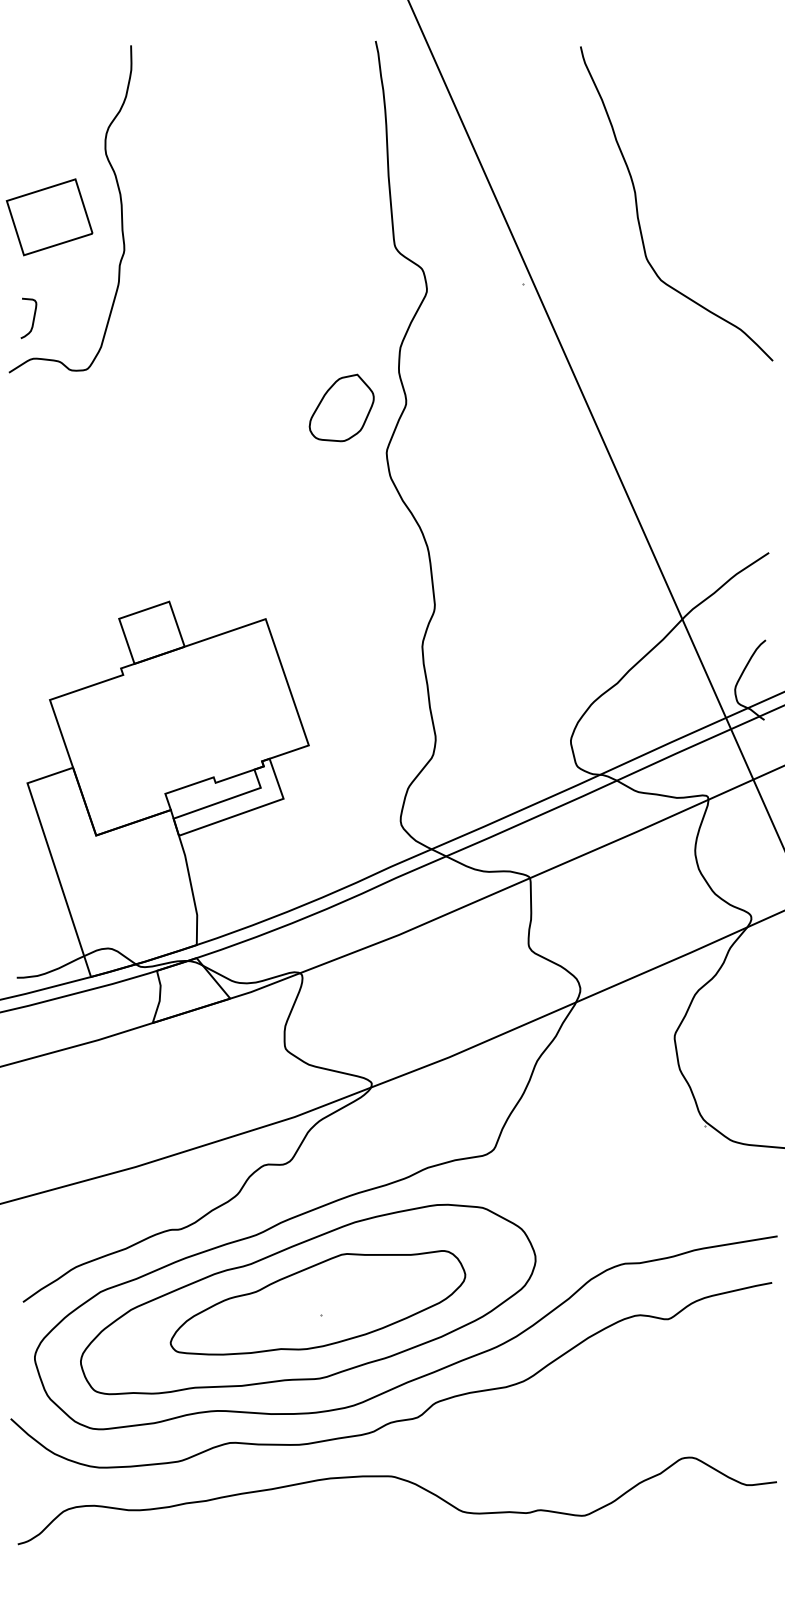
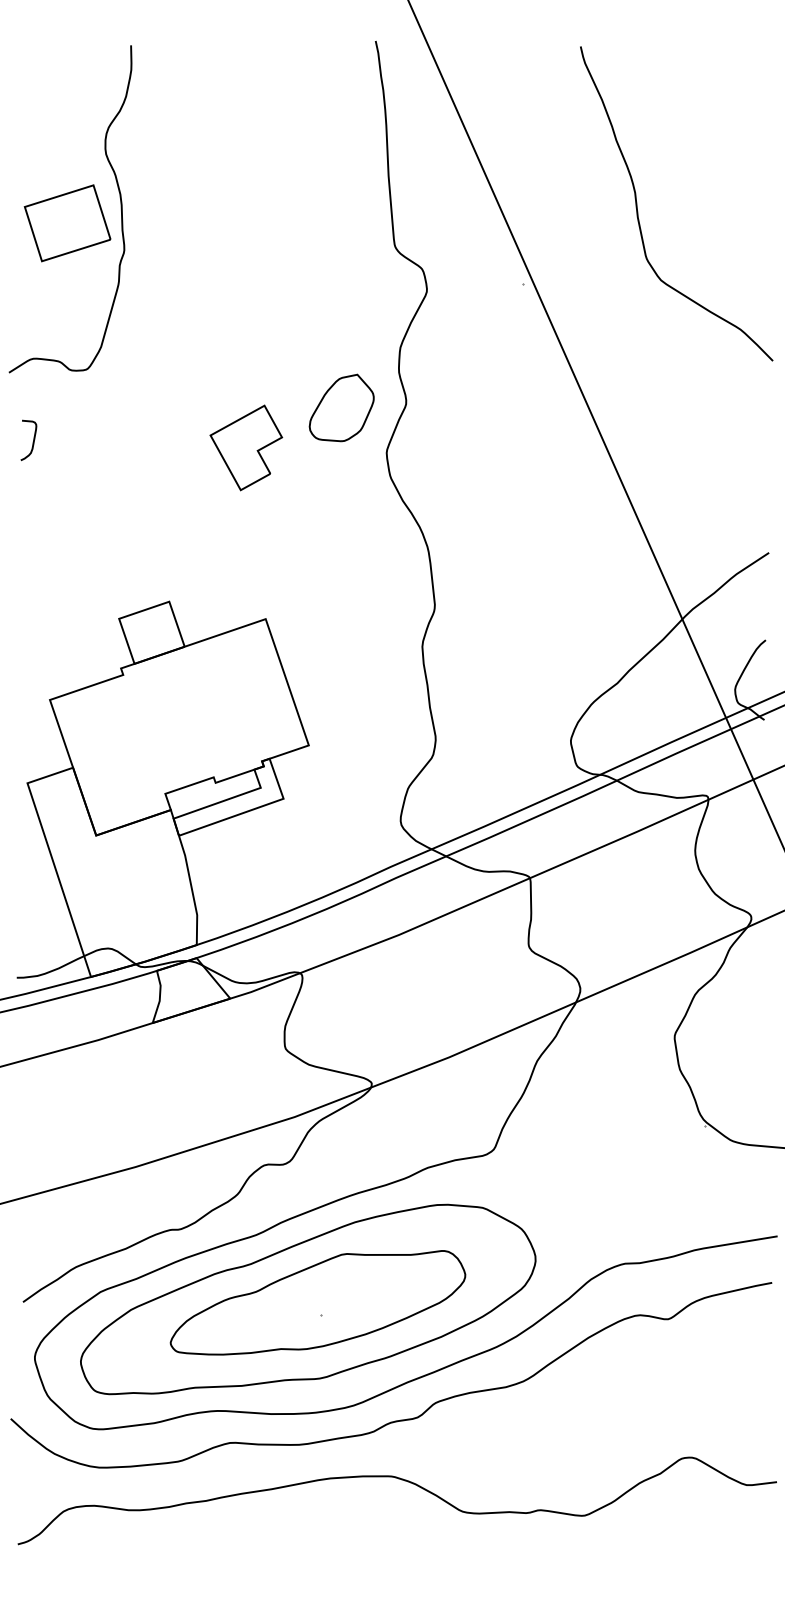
part position: (49, 217) -> (67, 223) (67, 223)
curve position: (32, 320) -> (32, 442) (32, 442)
part: none -> present (246, 447)
